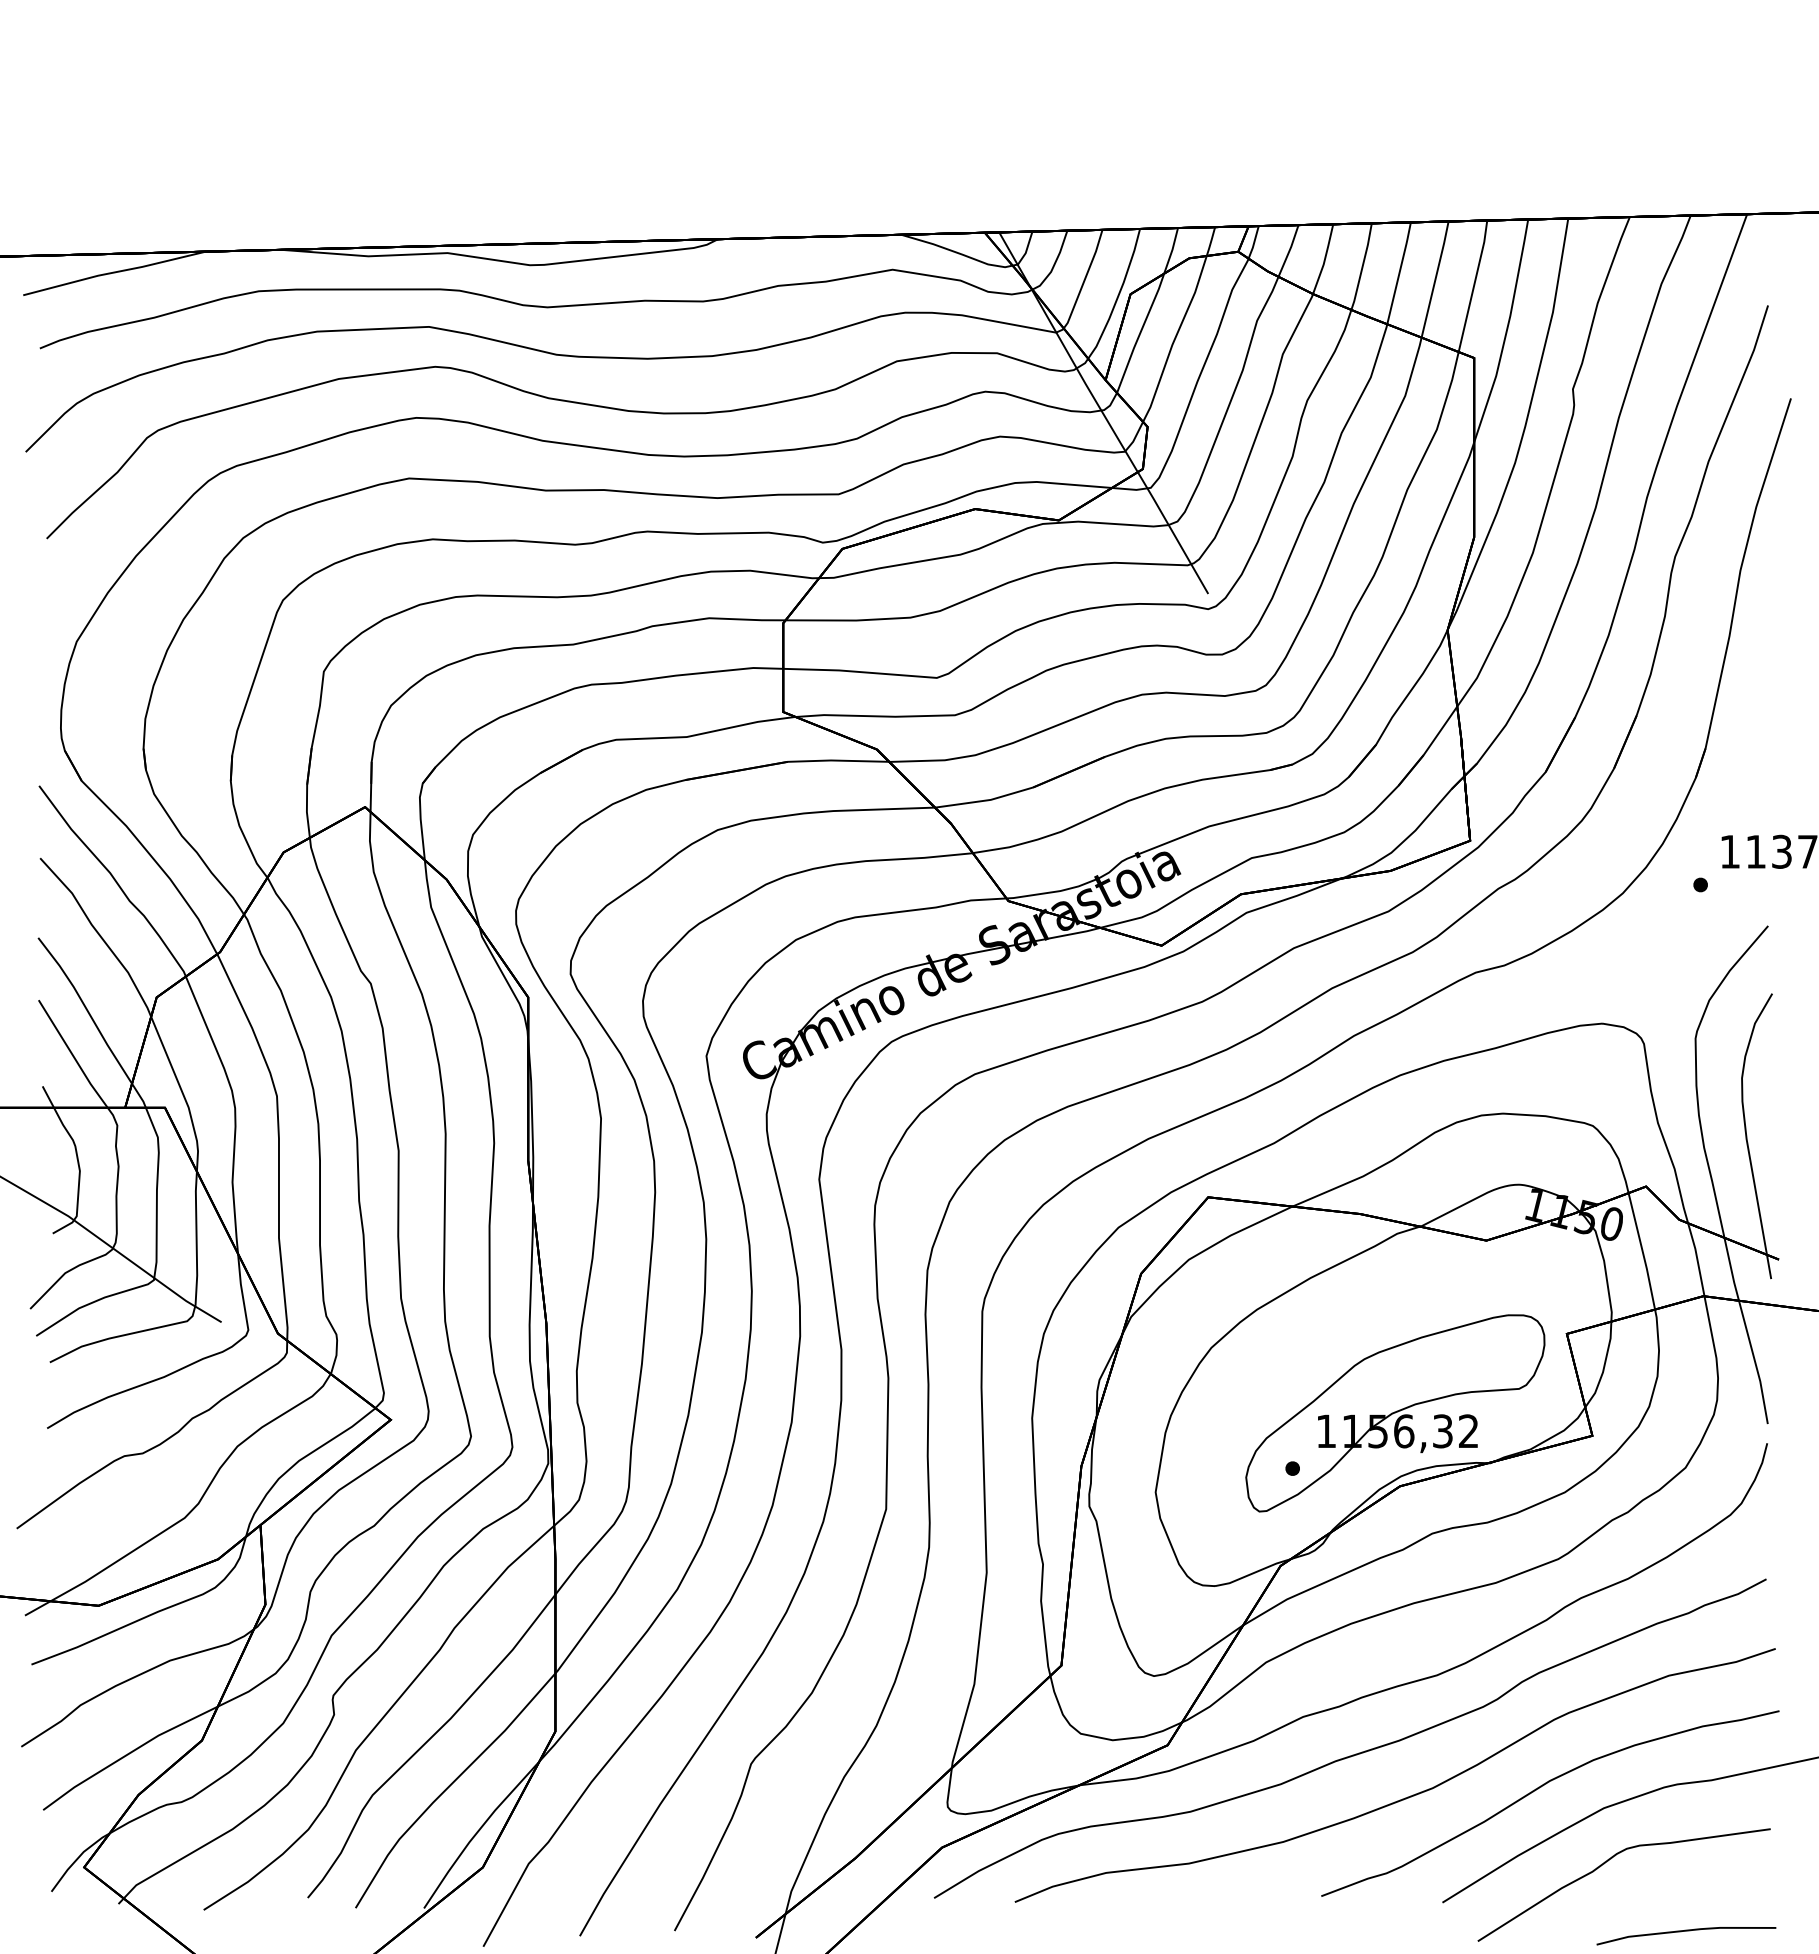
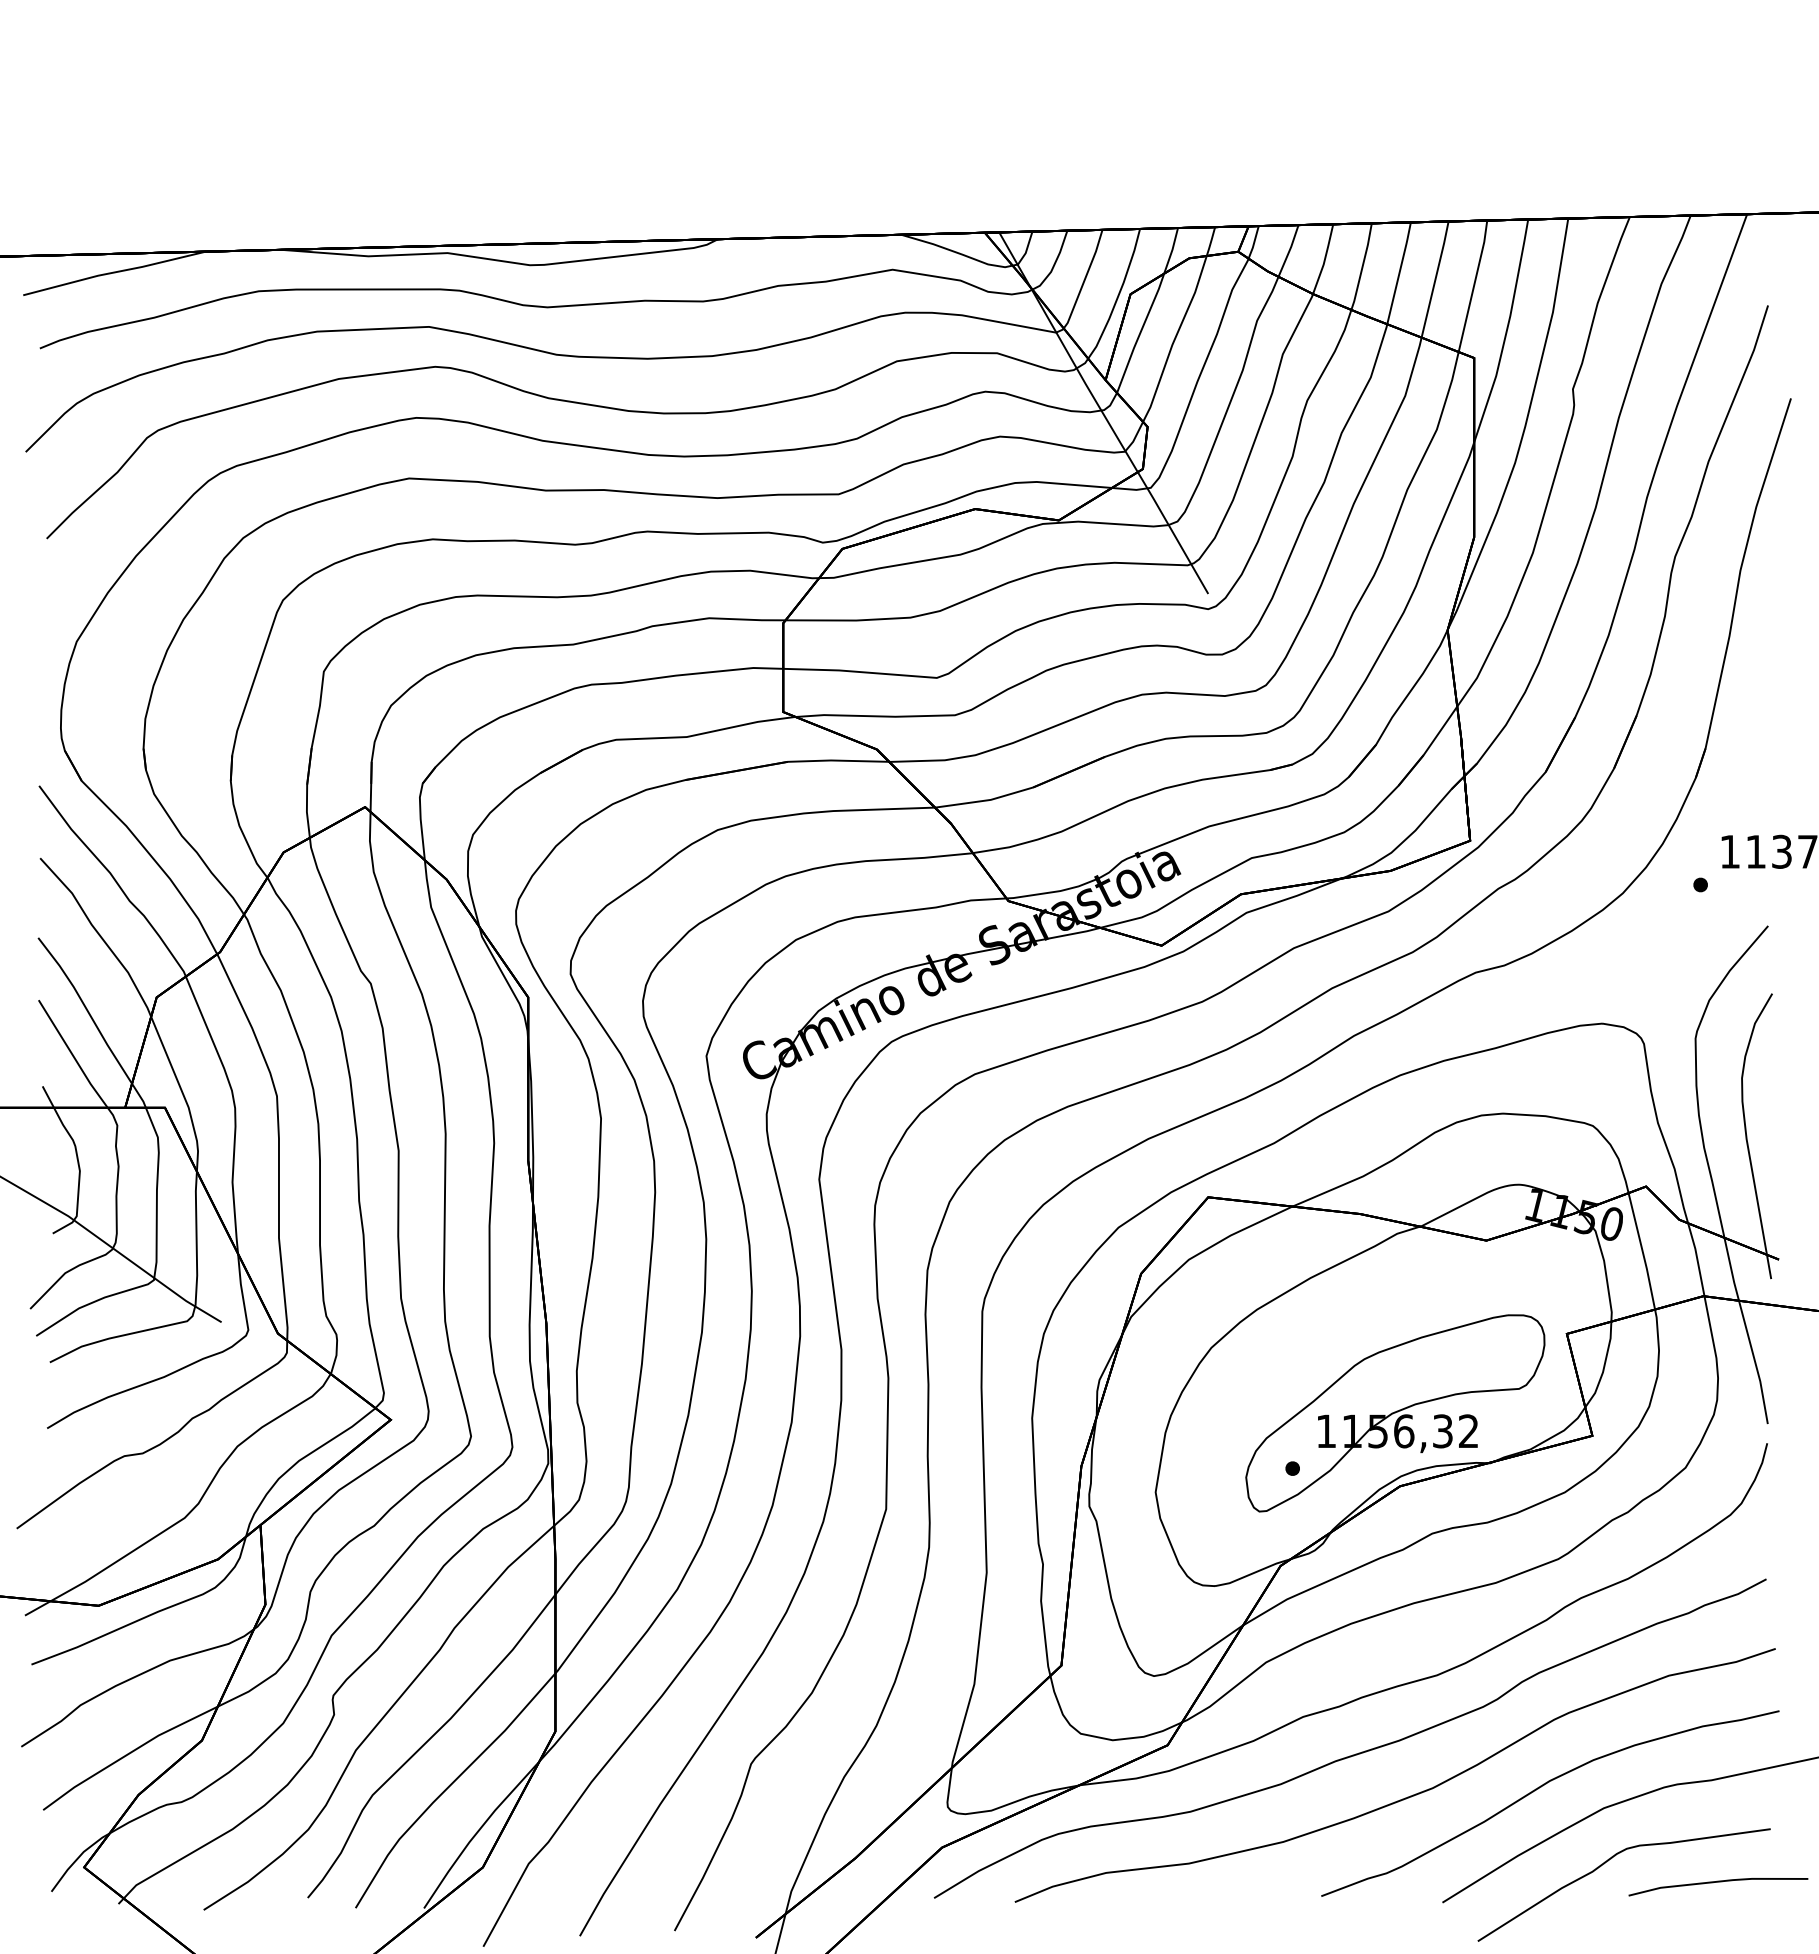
line position: (1686, 1931) -> (1718, 1882) (1718, 1882)
